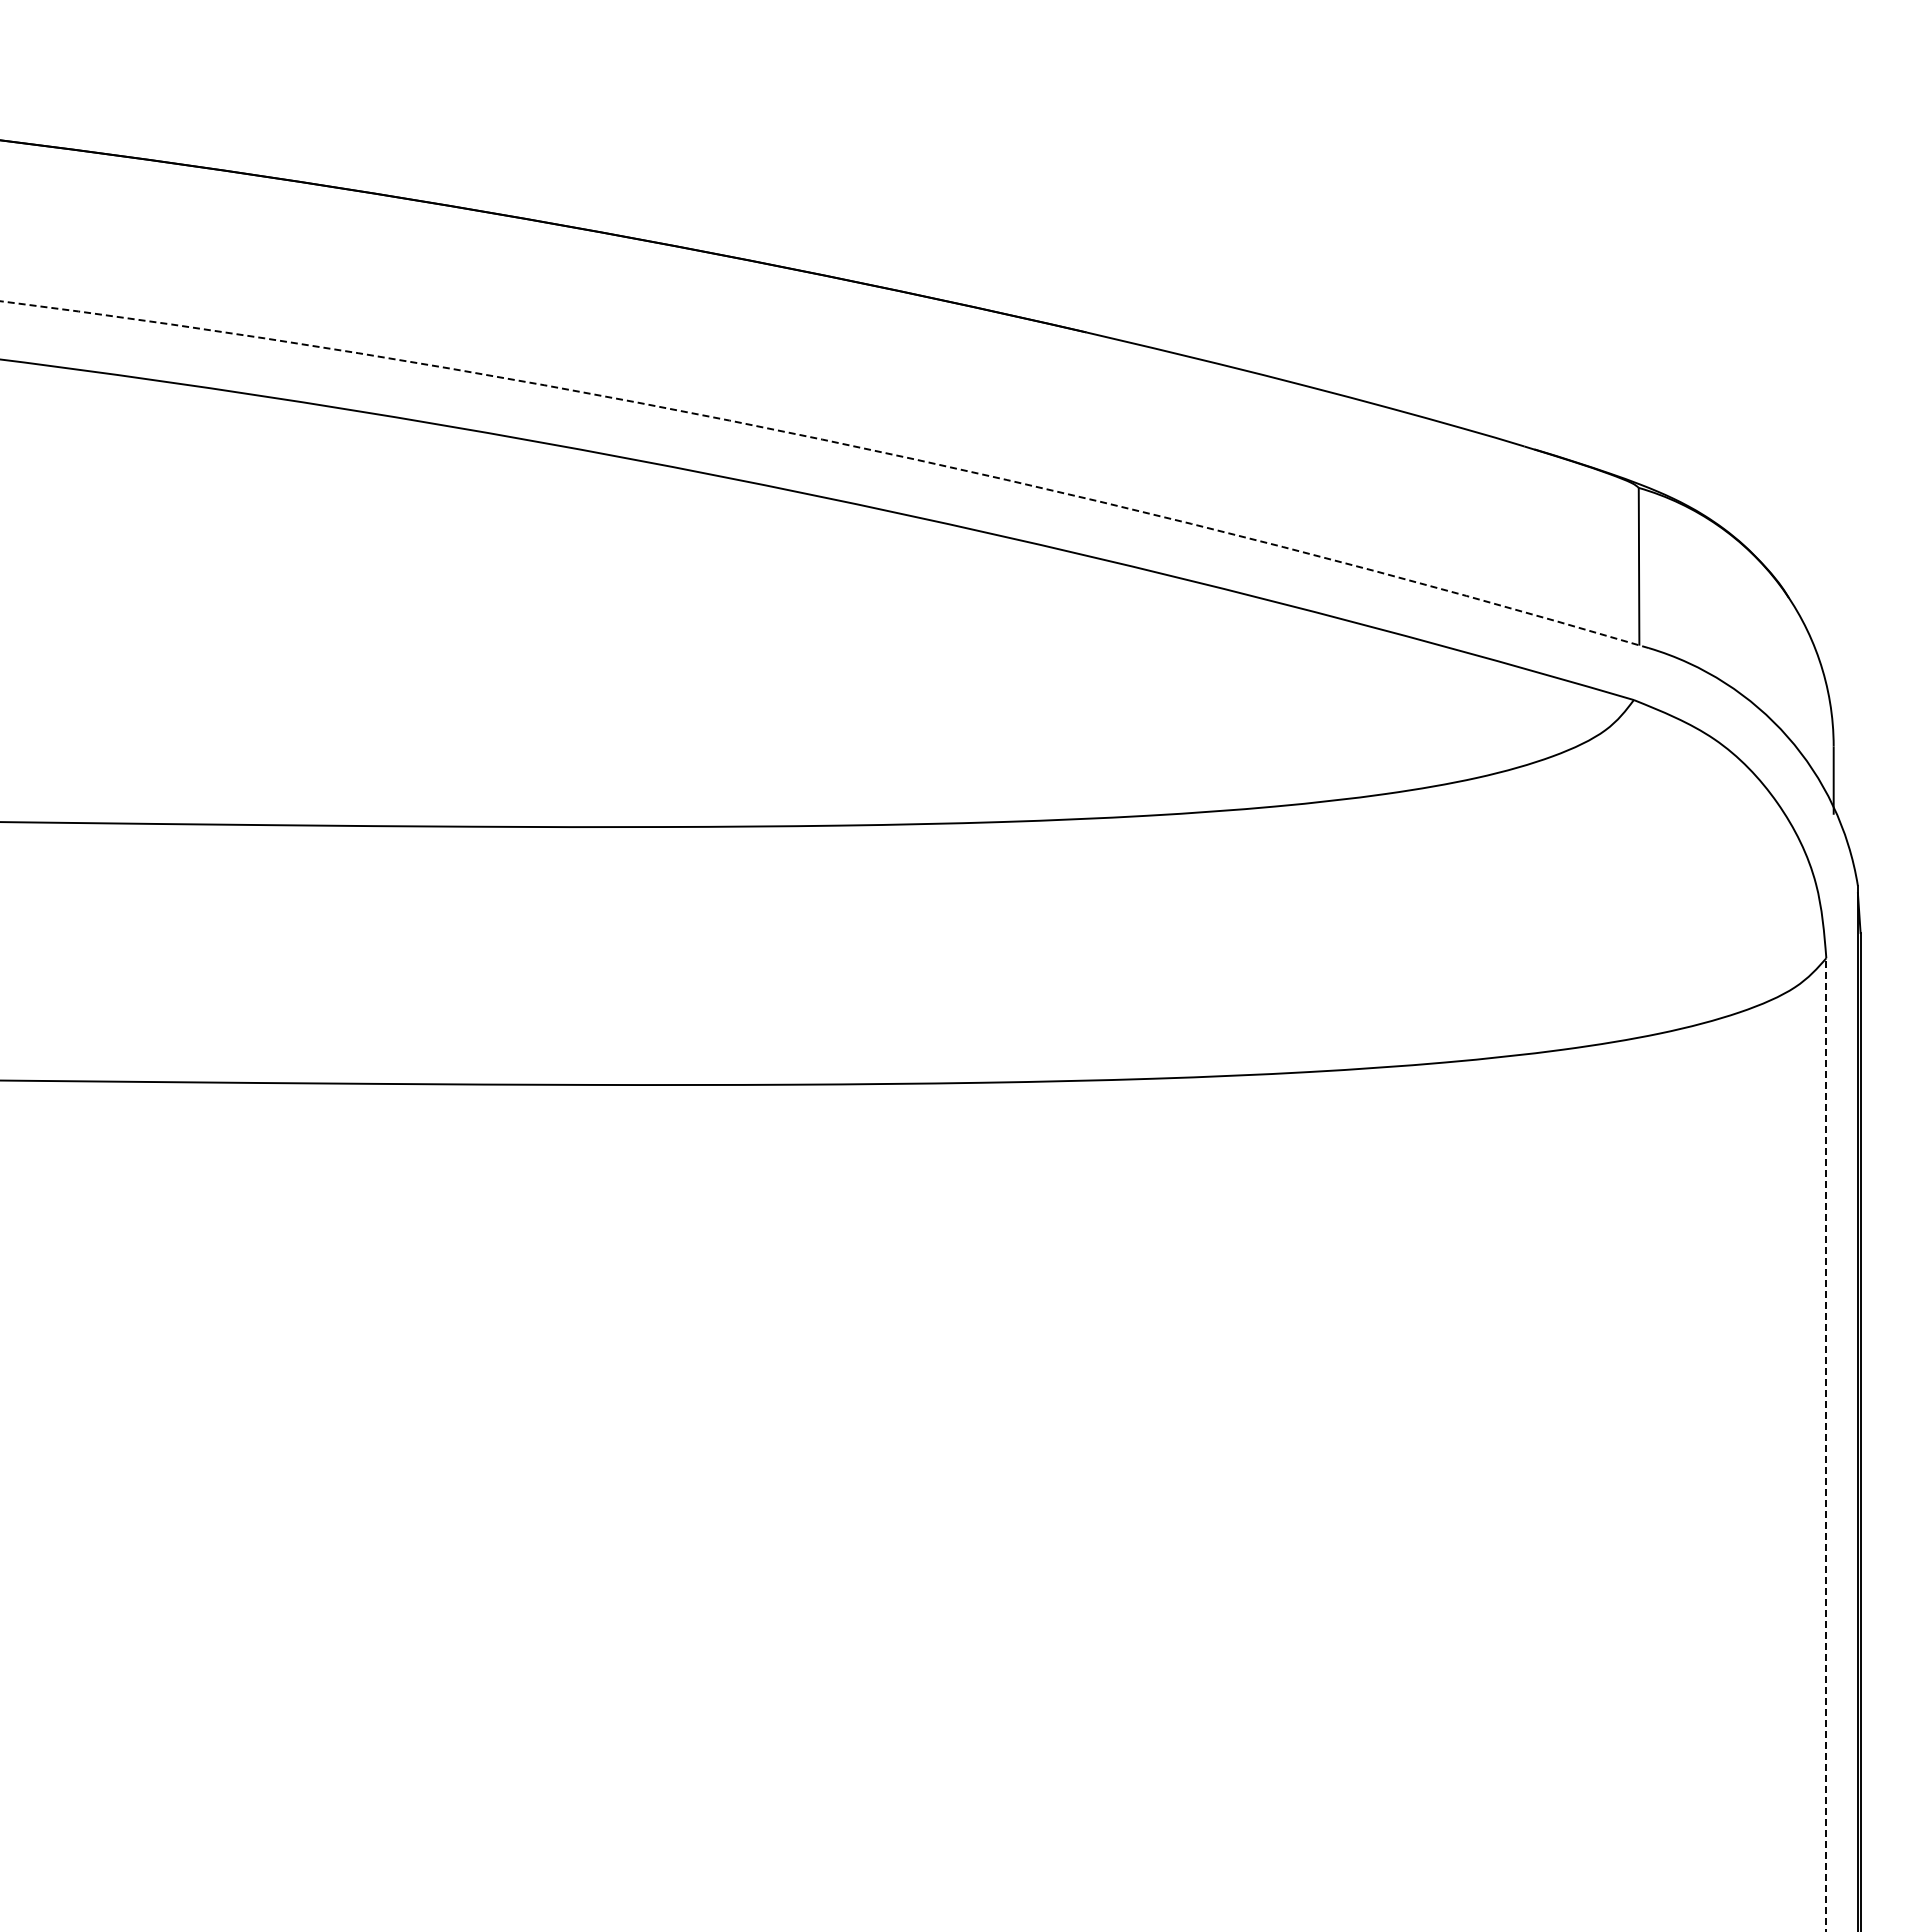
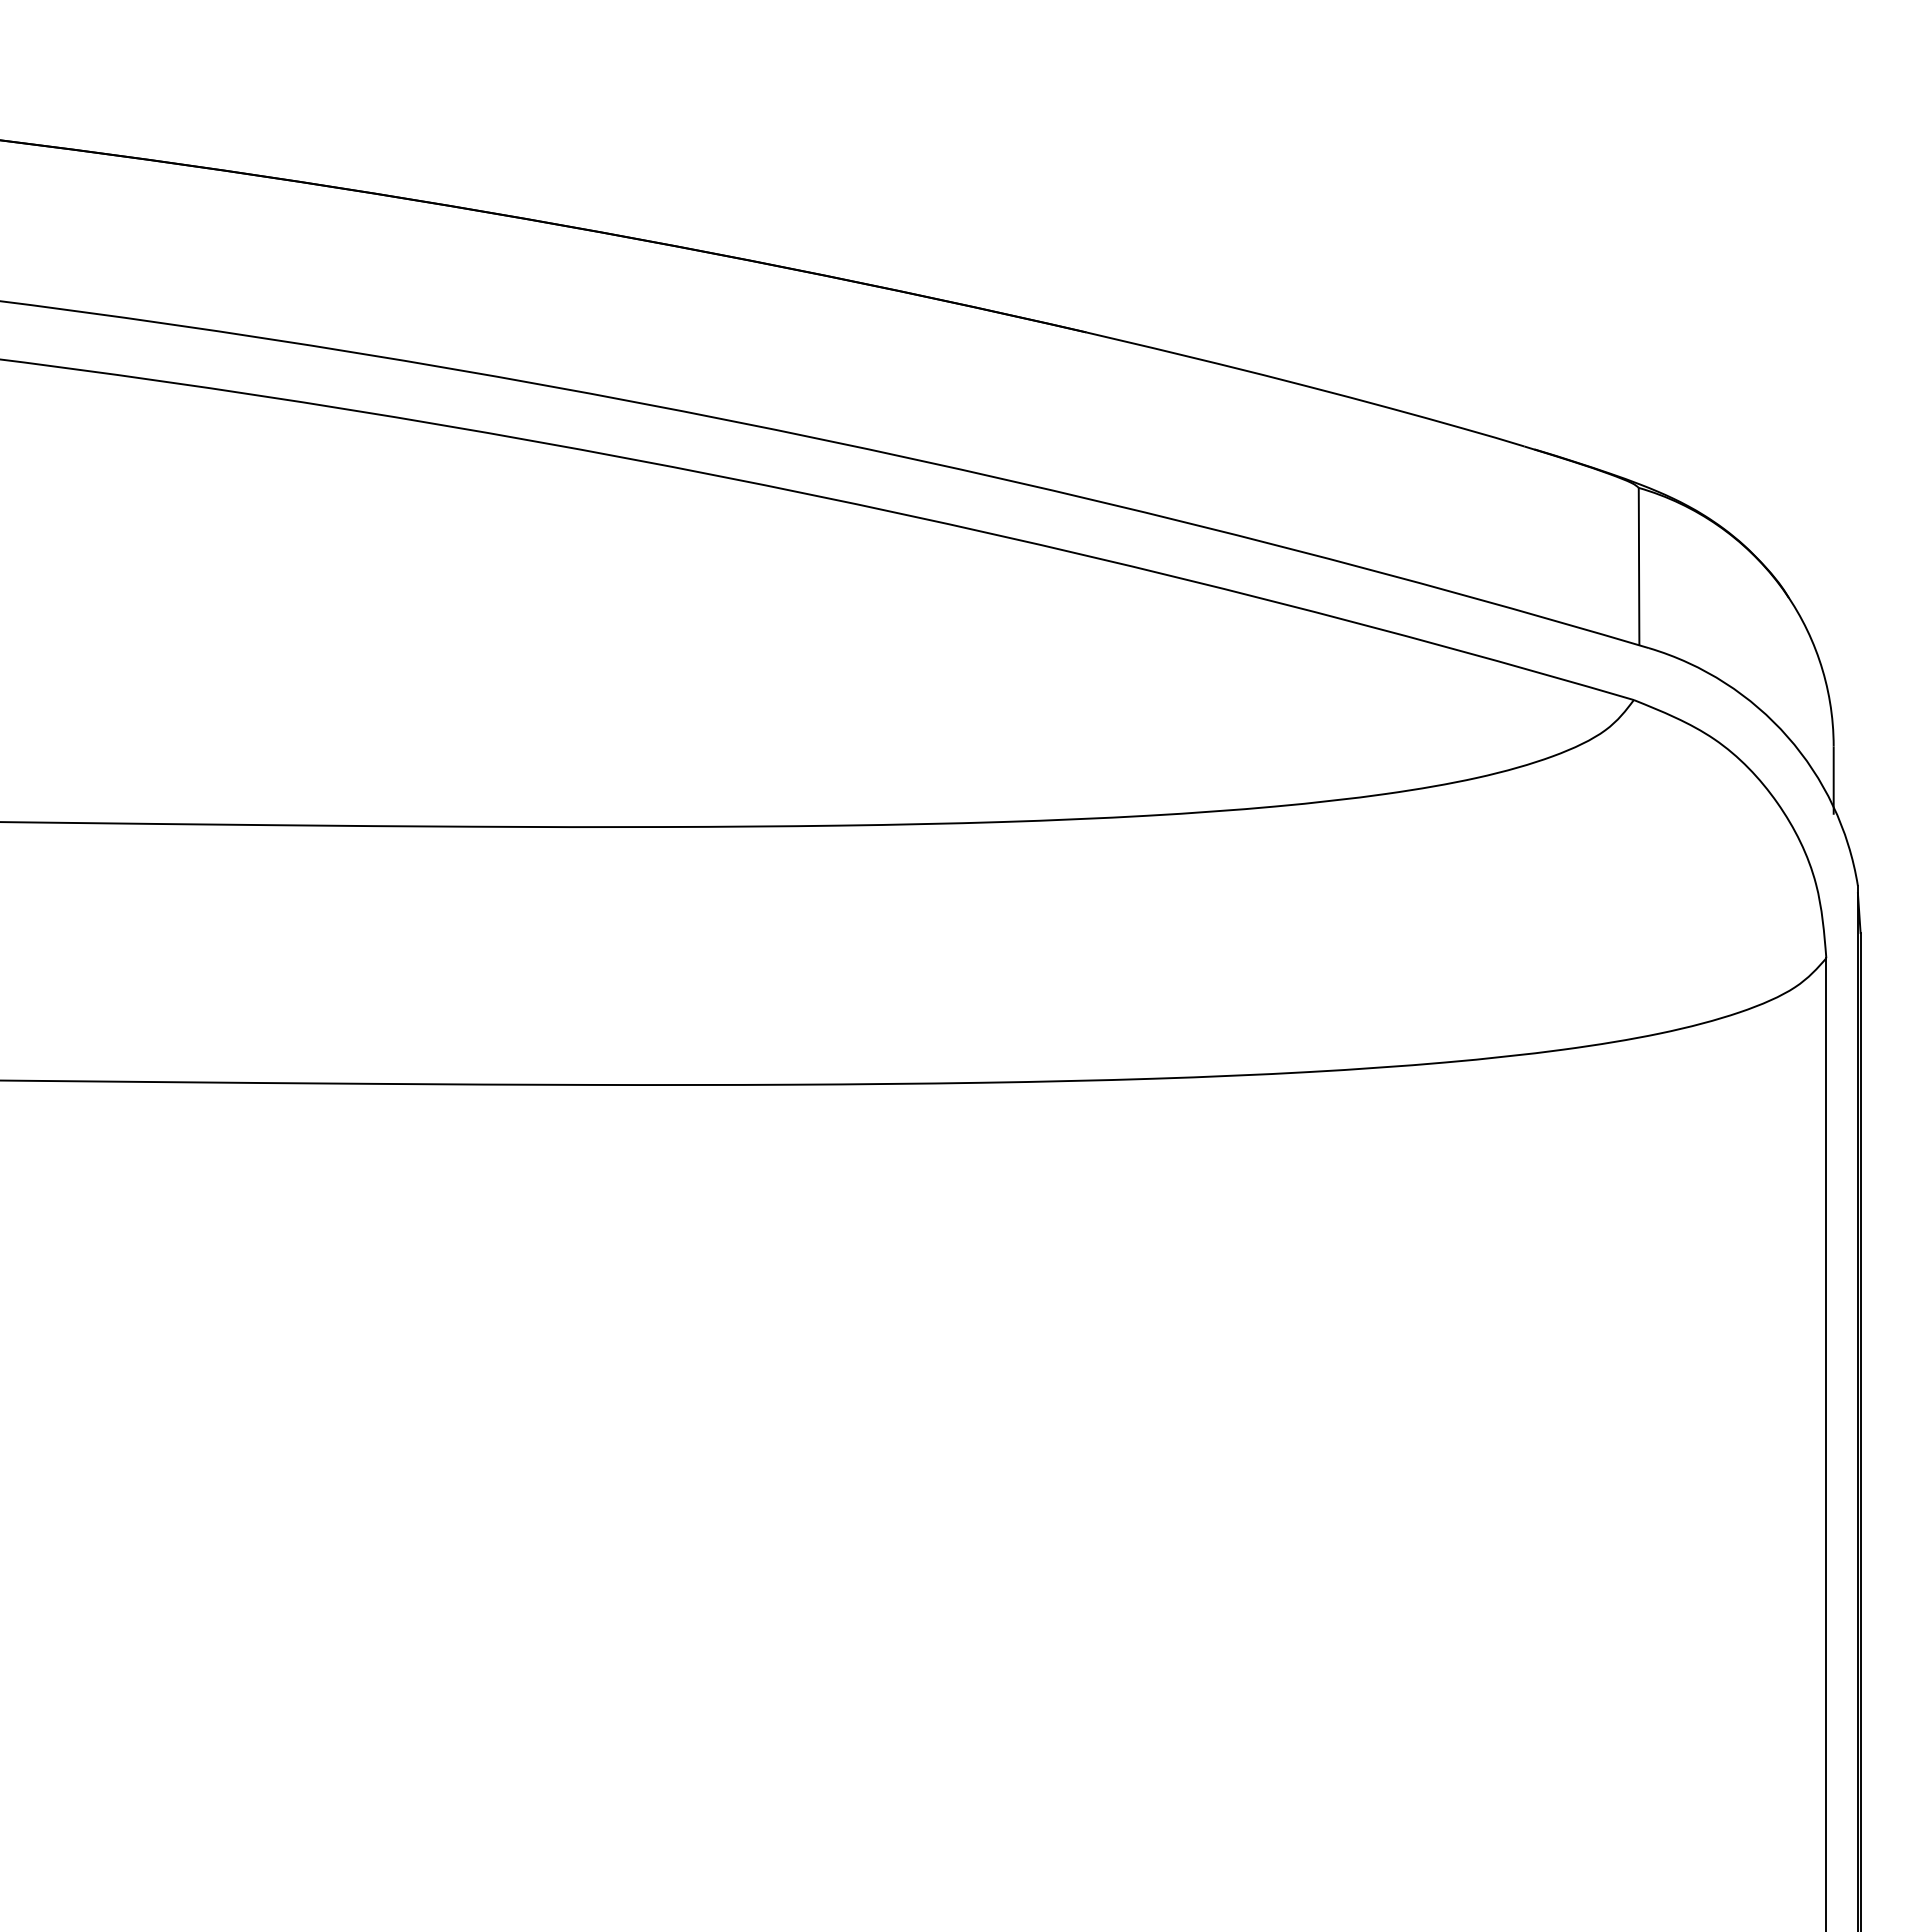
arc: dashed -> solid (829, 441)
line: dashed -> solid (1826, 1445)
